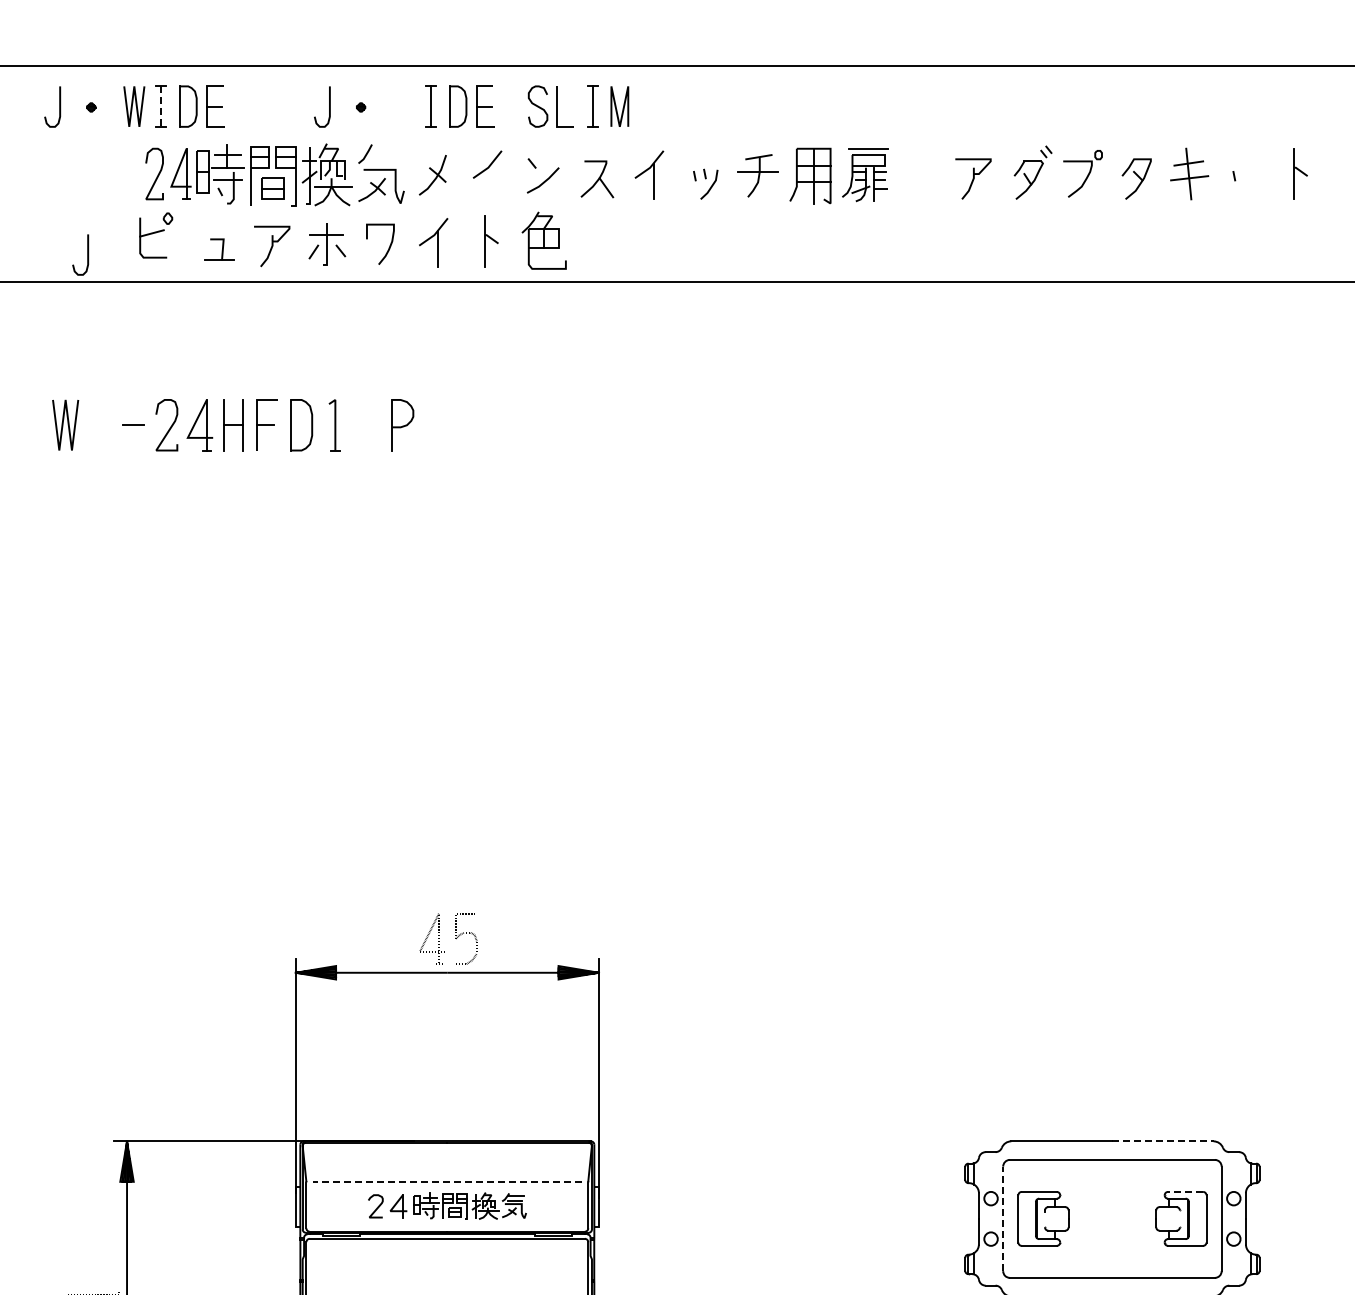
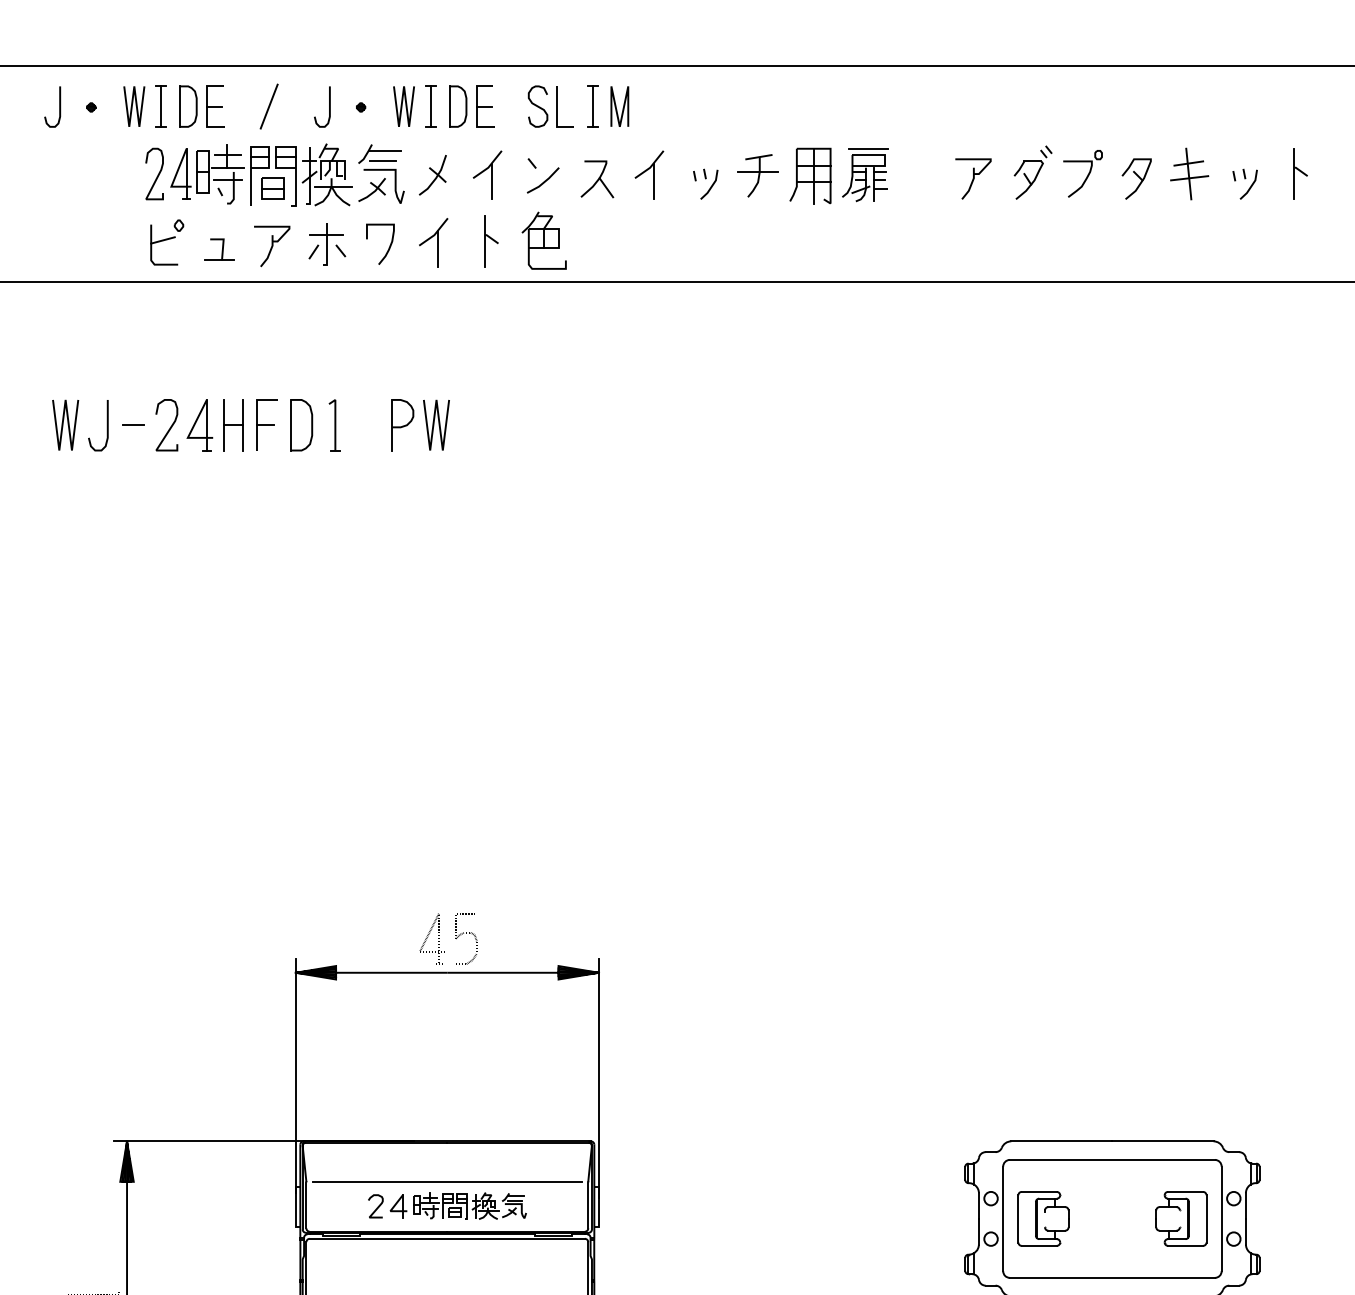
line: none -> present (268, 106)
line: none -> present (402, 106)
line: dashed -> solid (161, 107)
line: none -> present (384, 150)
line: none -> present (382, 161)
line: none -> present (491, 181)
part: none -> present (1248, 183)
part position: (156, 235) -> (167, 242) (167, 242)
curve: present -> none (87, 254)
line: none -> present (434, 424)
curve: none -> present (106, 425)
line: dashed -> solid (1163, 1141)
line: dashed -> solid (446, 1181)
line: dashed -> solid (1185, 1191)
line: dashed -> solid (1003, 1218)
